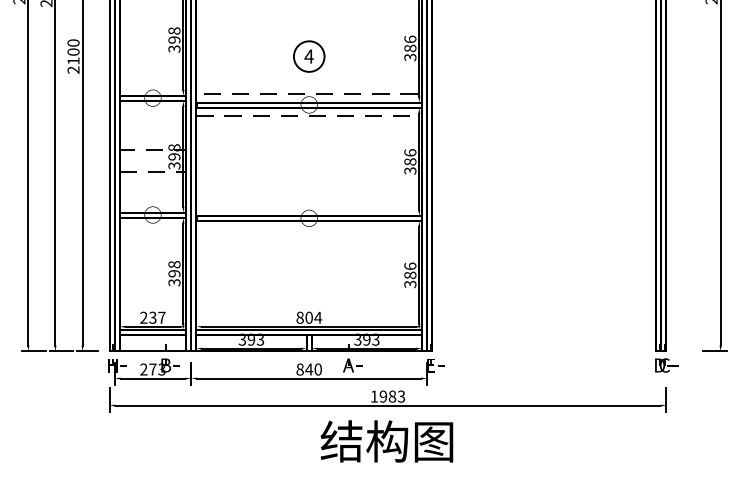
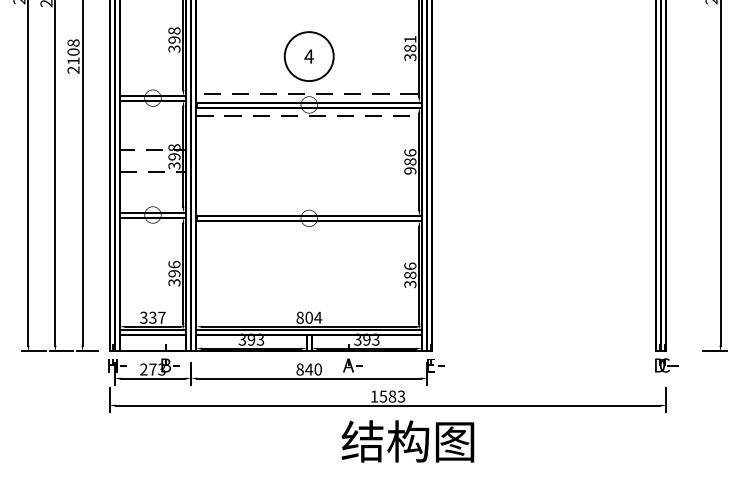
text: 386 -> 381 (410, 38)
text: 2100 -> 2108 (73, 42)
circle diameter: 31 px -> 49 px (308, 56)
text: 386 -> 986 (410, 170)
text: 398 -> 396 (174, 264)
text: 237 -> 337 (143, 317)
text: 1983 -> 1583 (383, 396)
text position: (386, 441) -> (407, 441) (407, 441)
